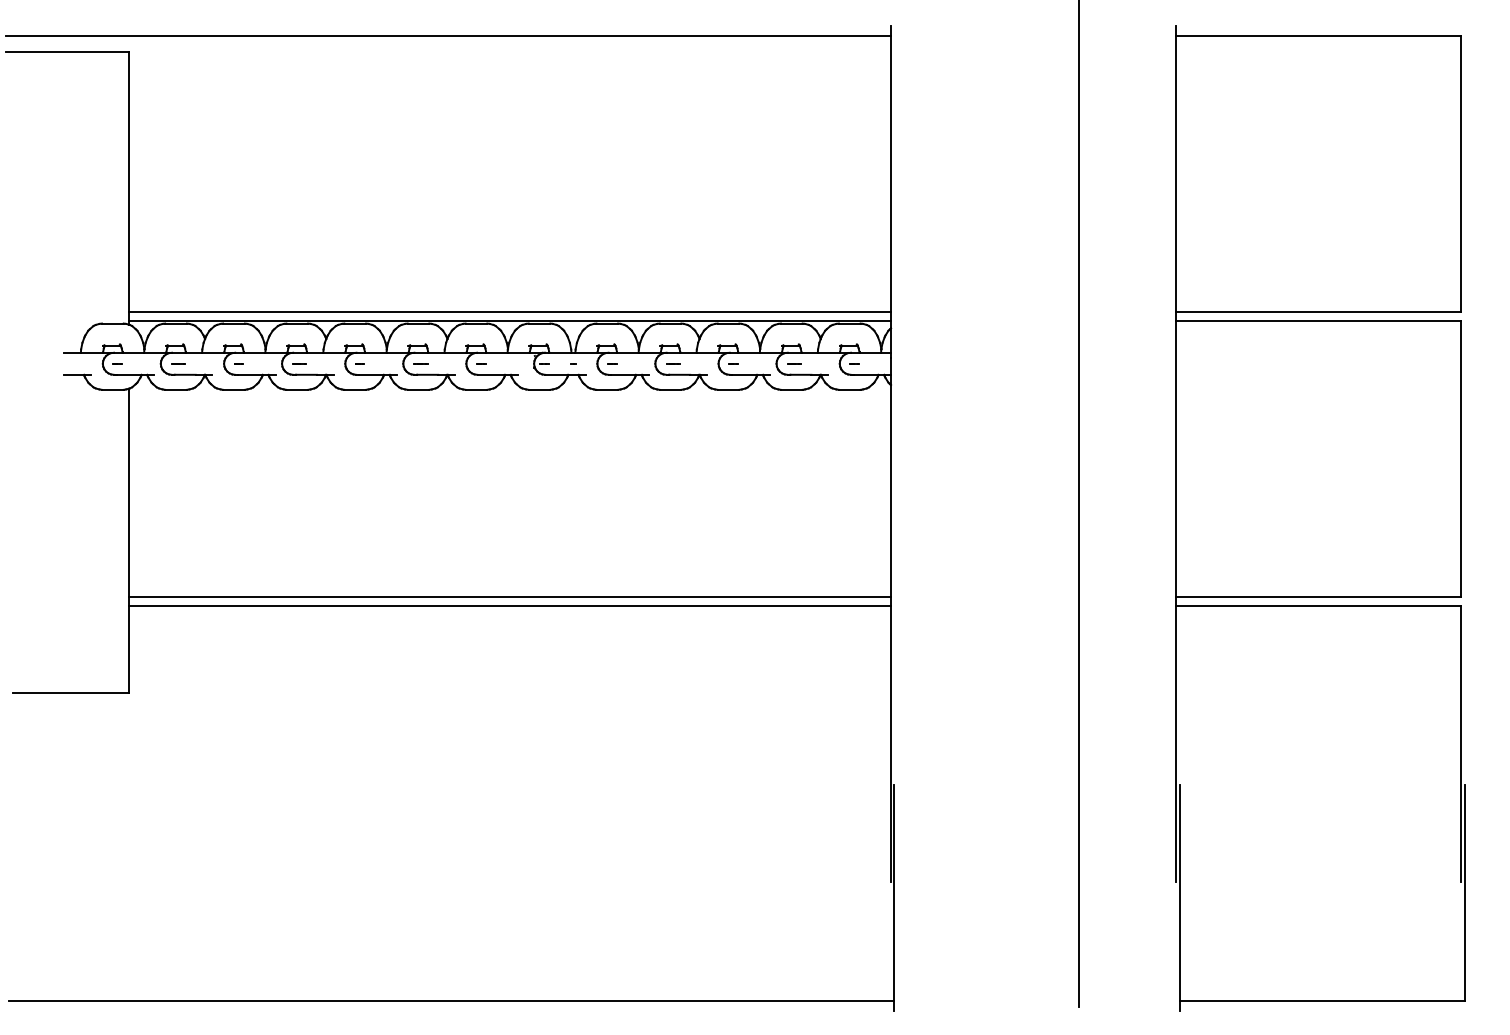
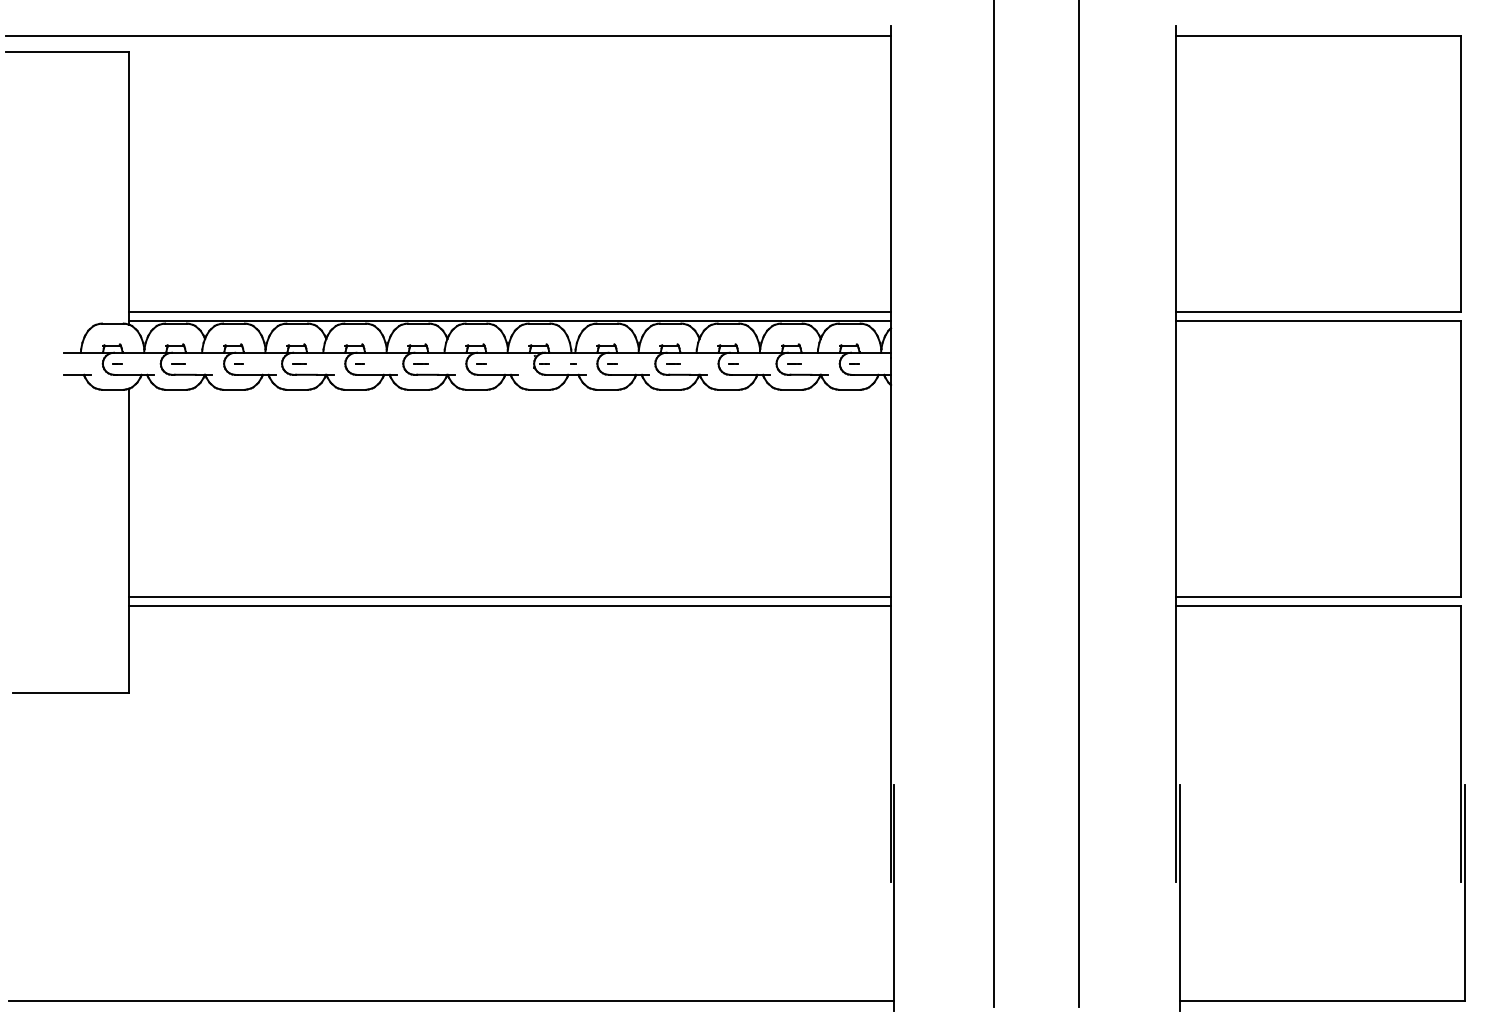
line: none -> present (993, 504)
